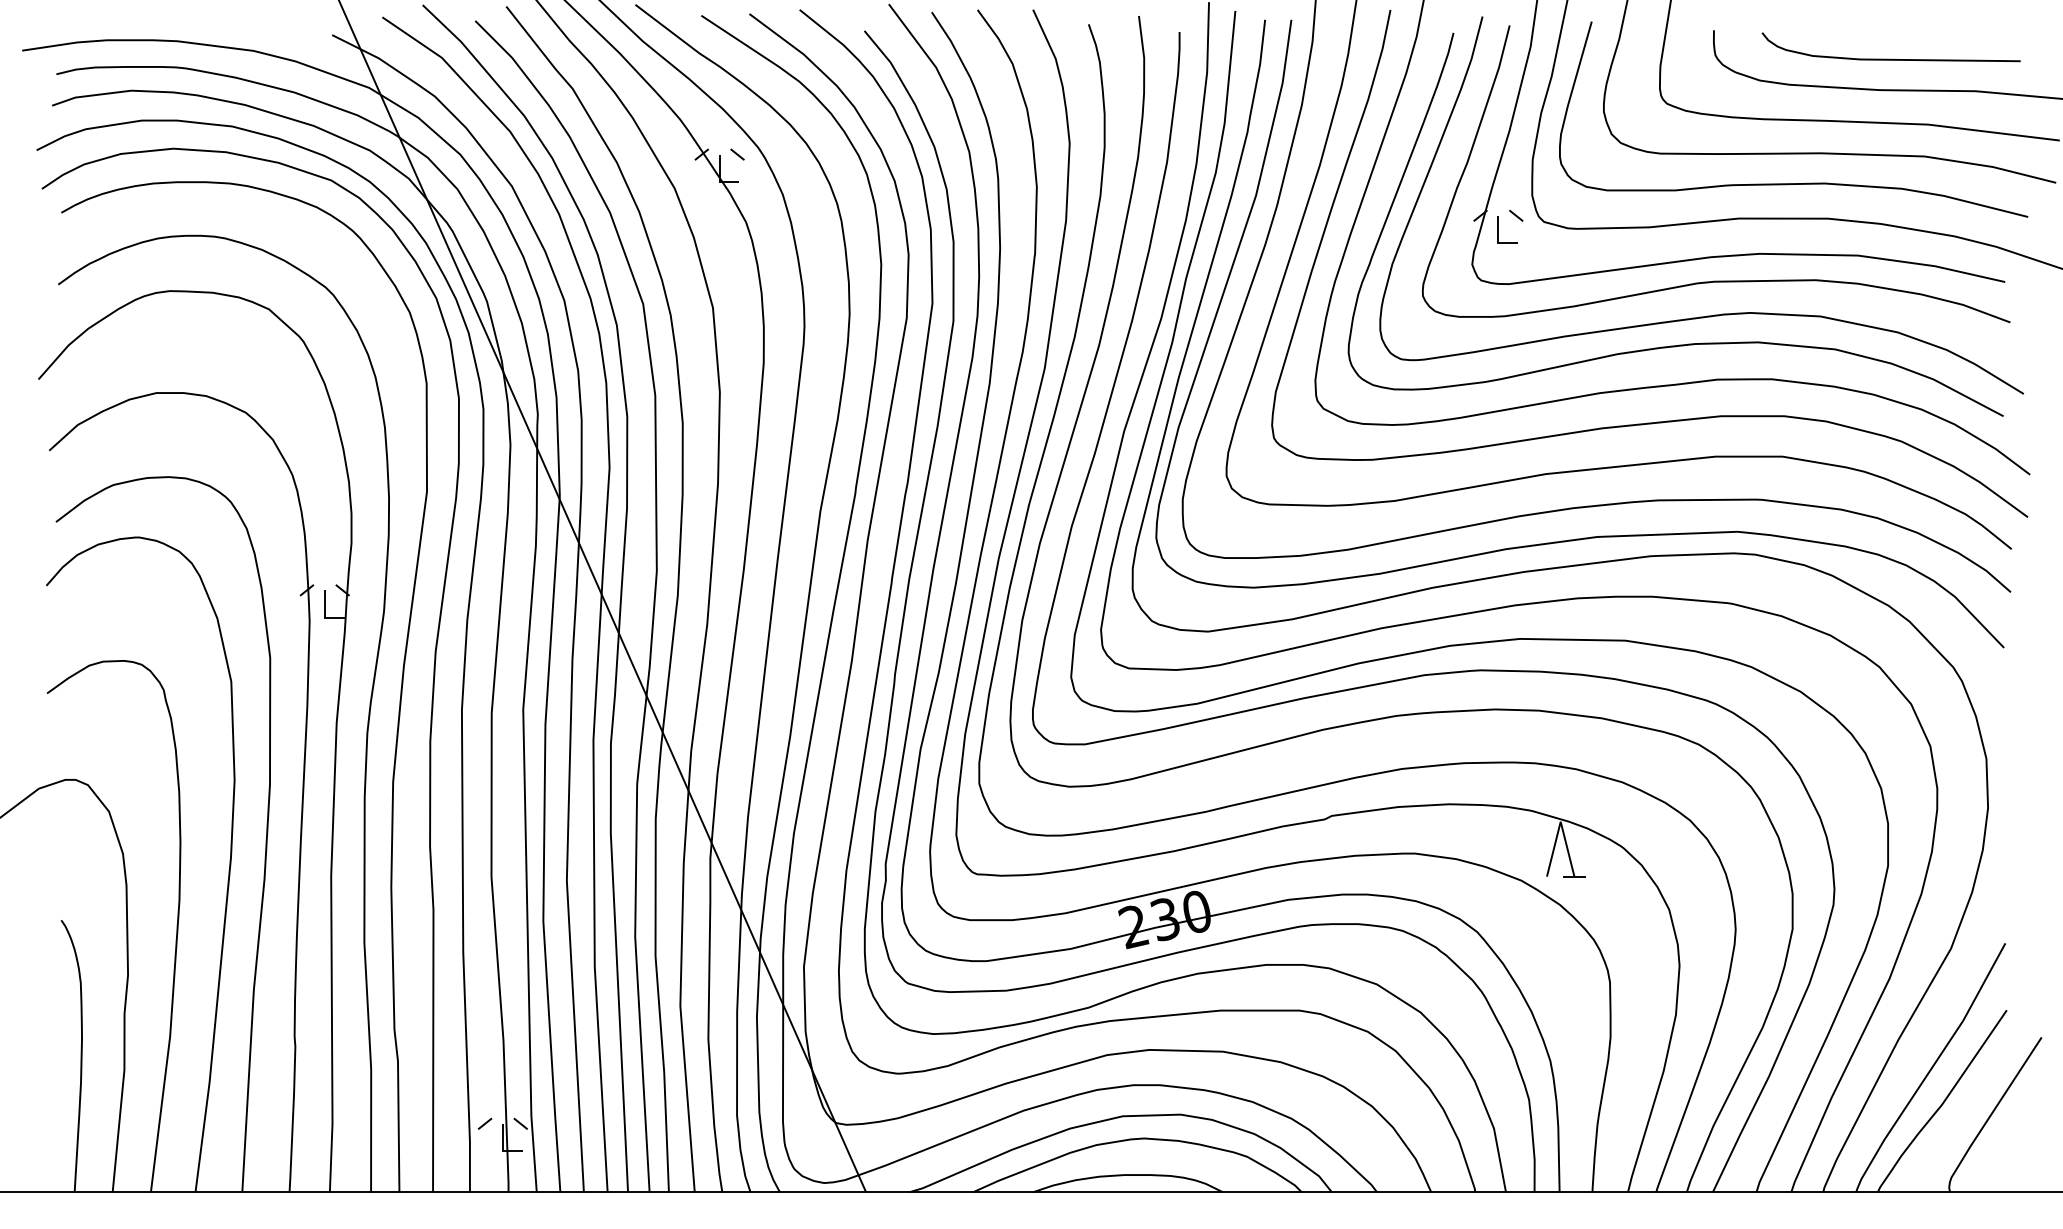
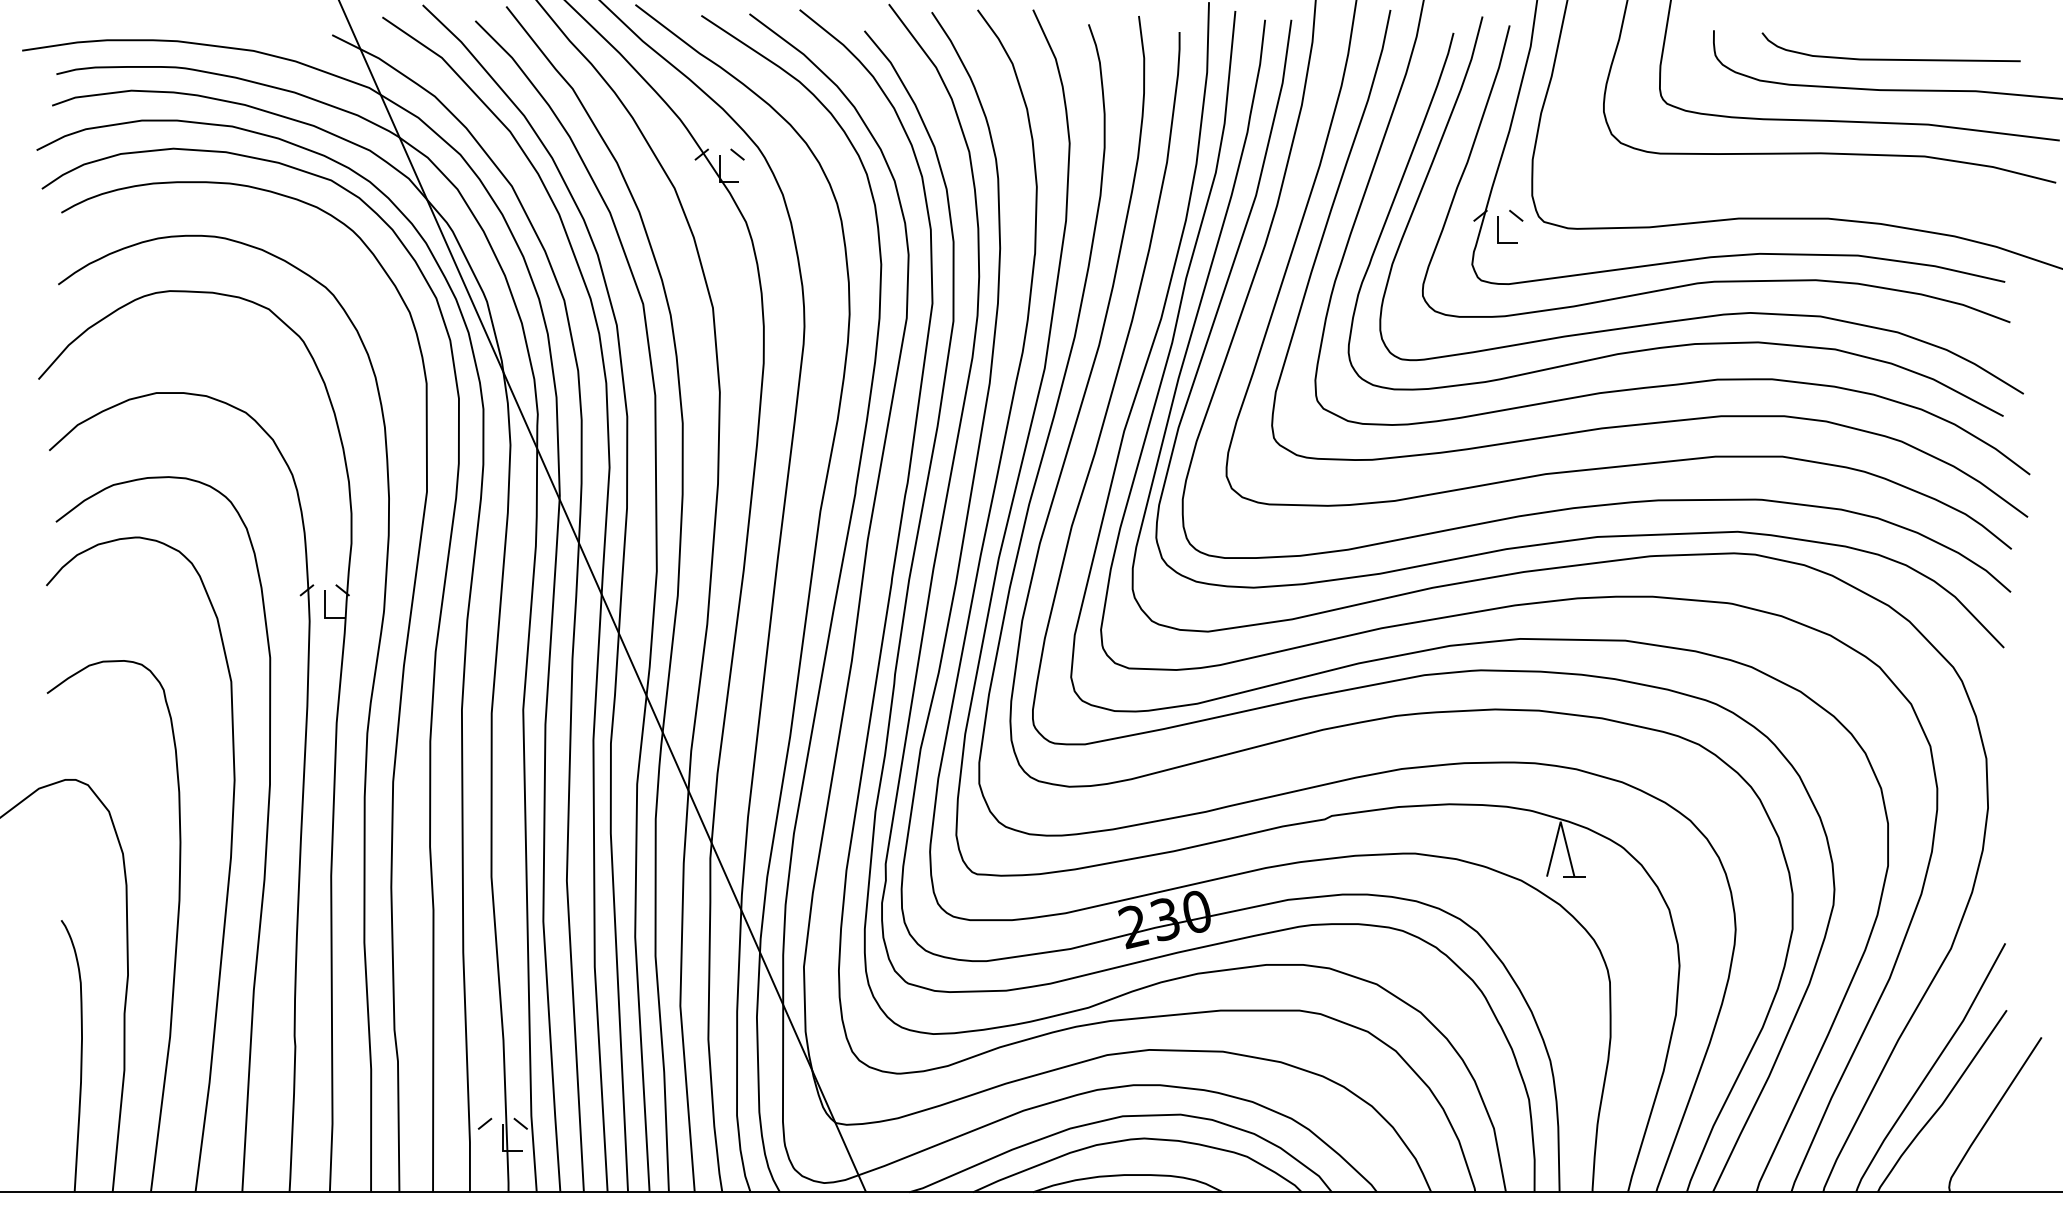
curve: present -> none (1793, 183)
